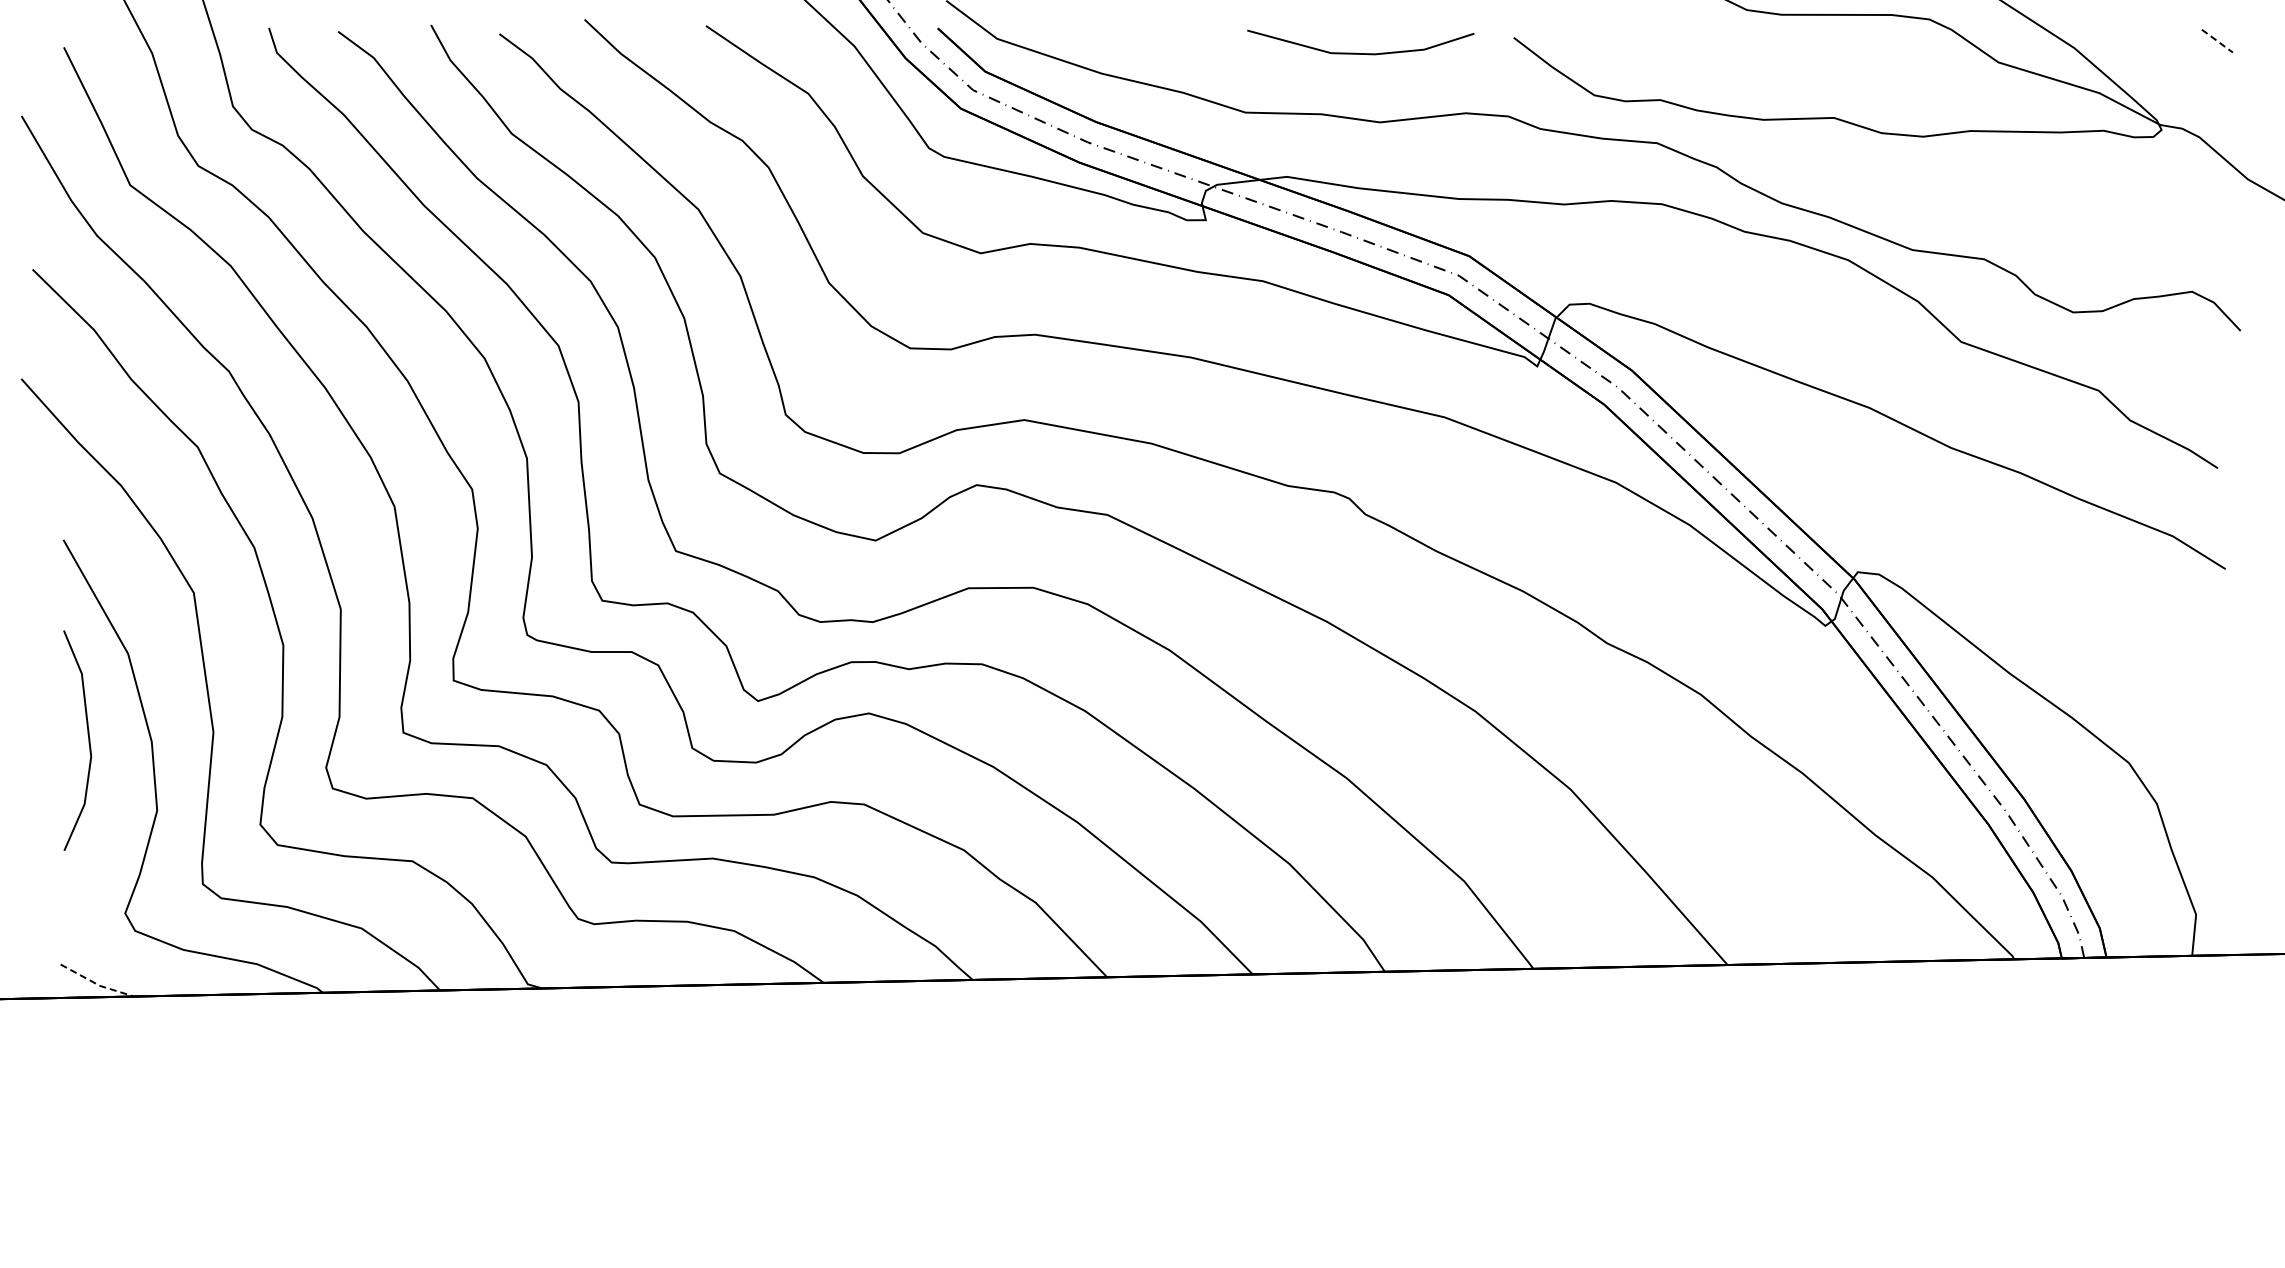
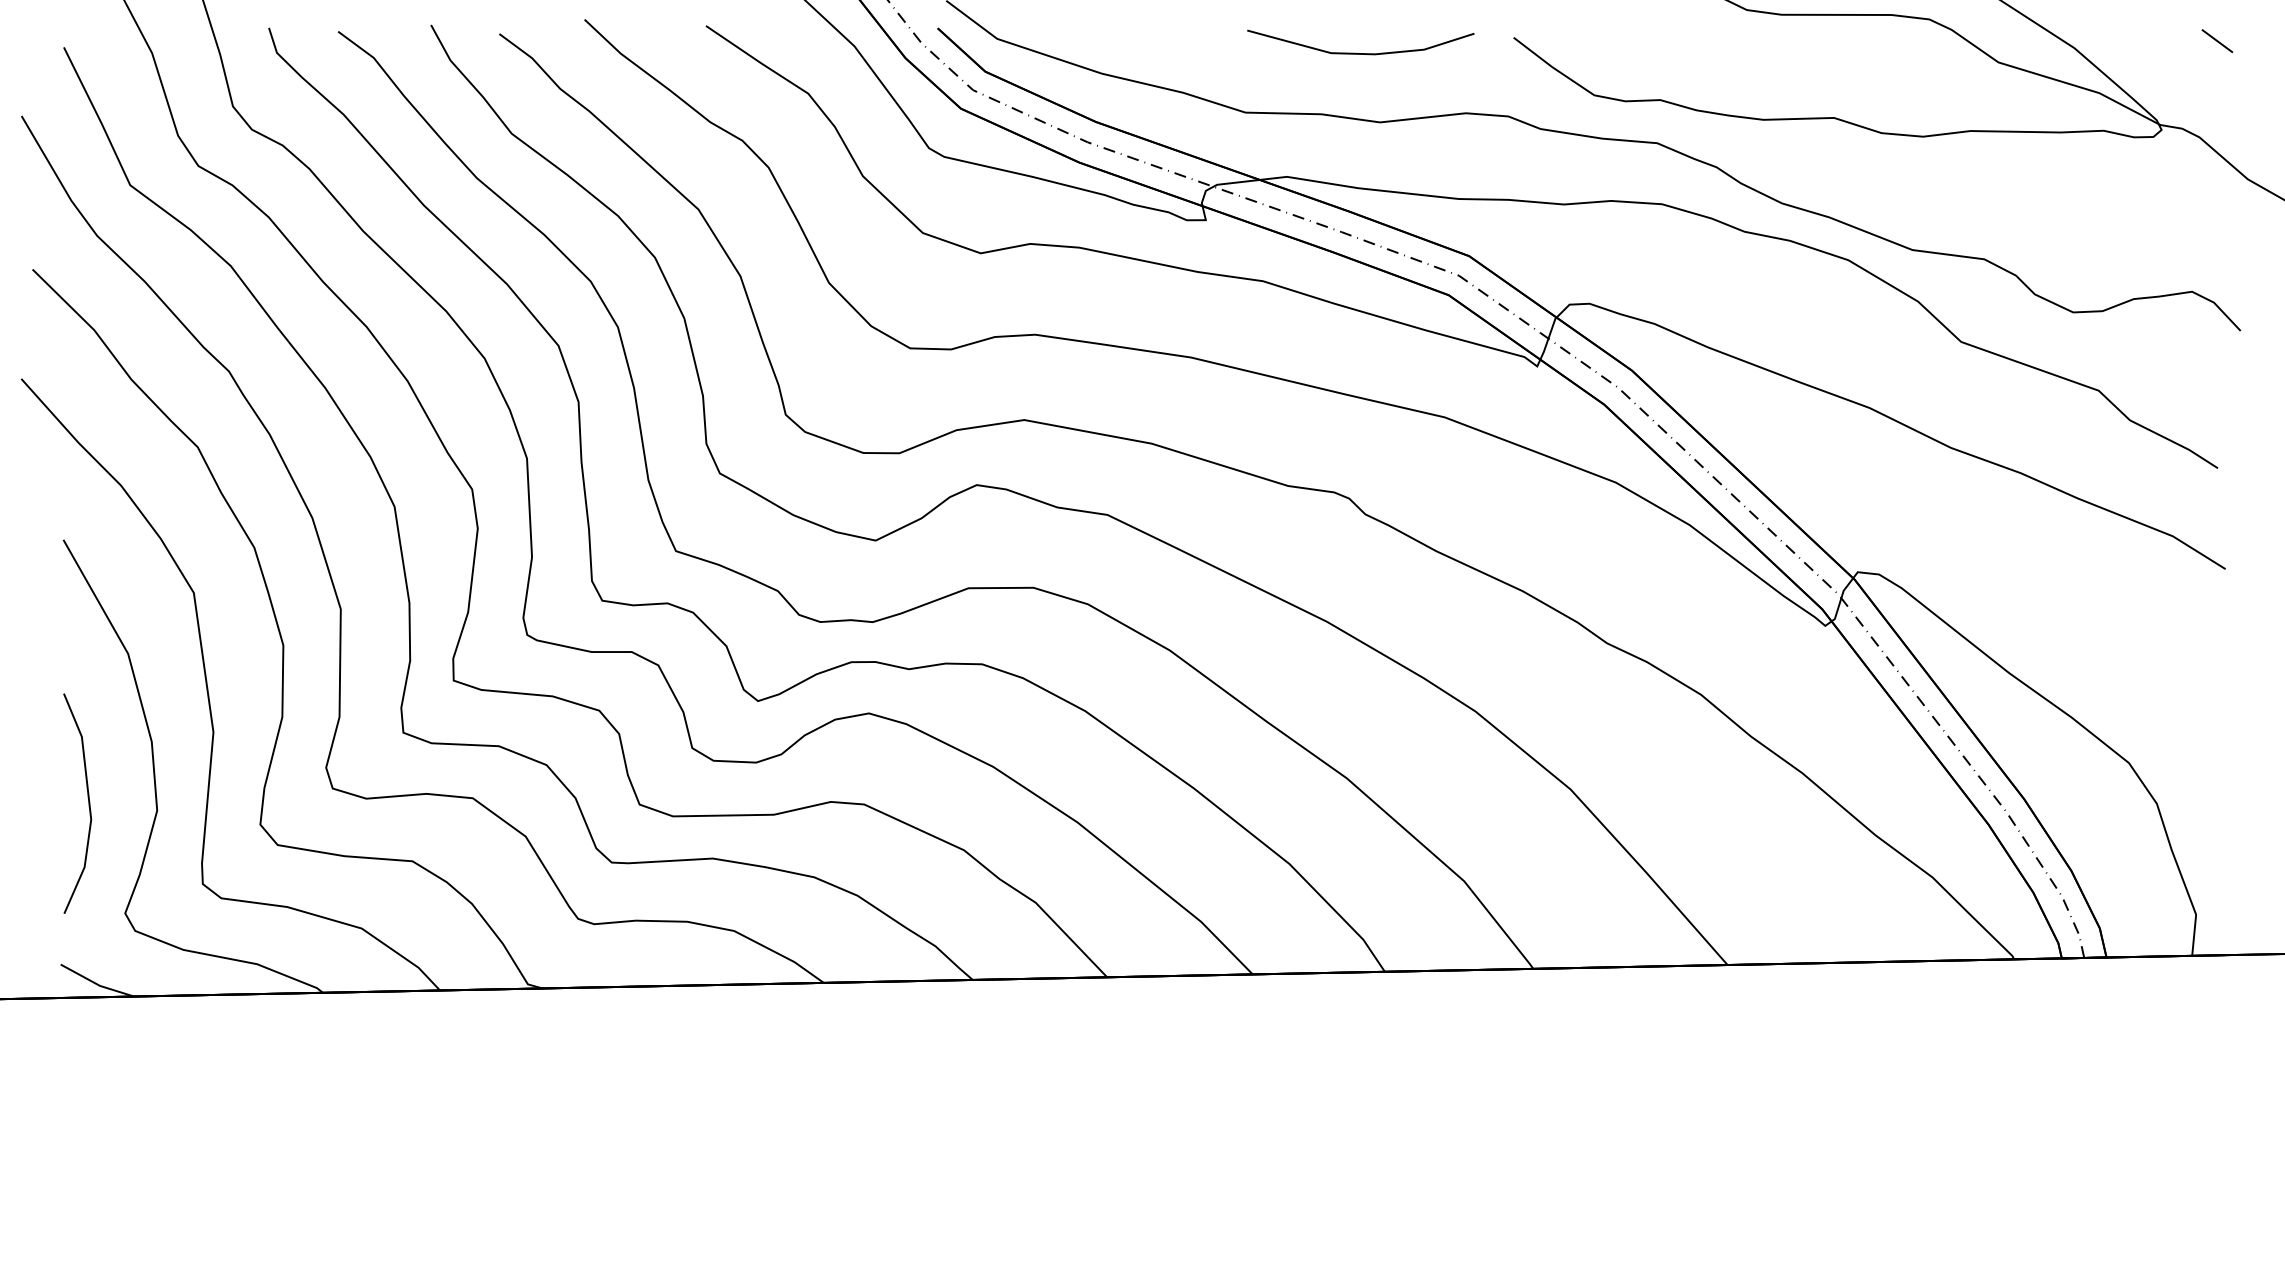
line: dashed -> solid (2217, 41)
line position: (88, 740) -> (88, 803) (88, 803)
line: dashed -> solid (96, 984)
